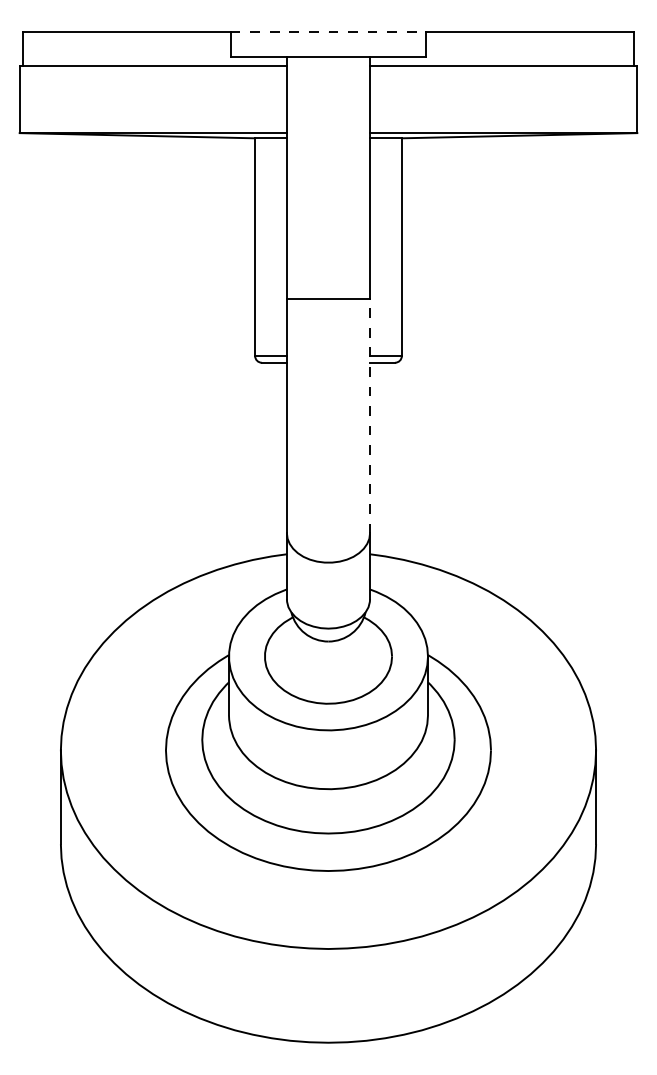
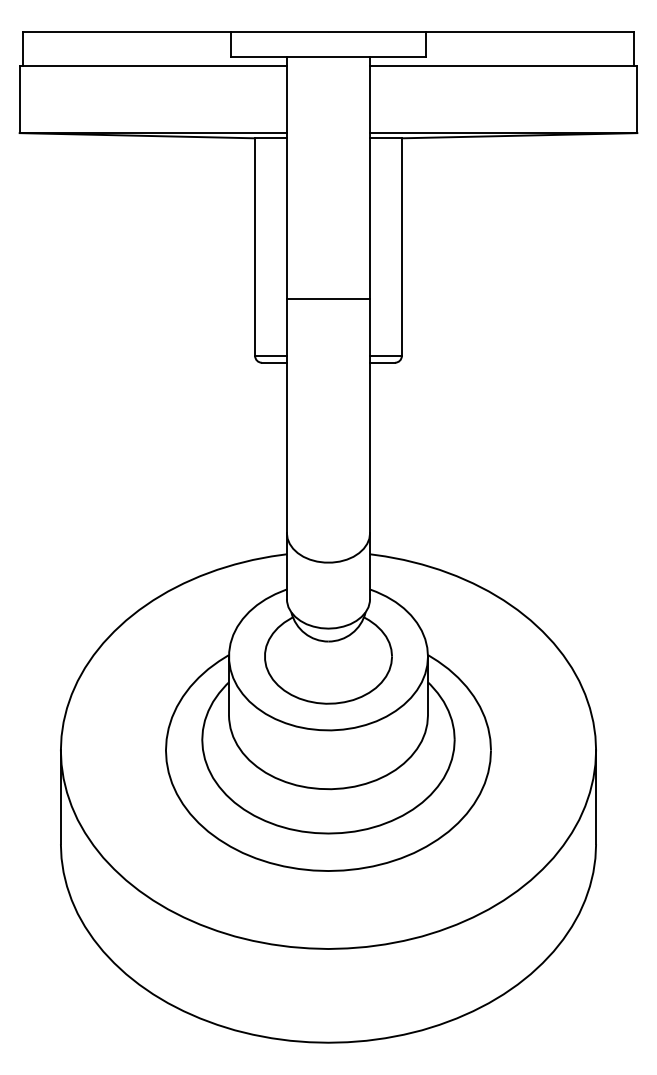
line: dashed -> solid (328, 32)
line: dashed -> solid (370, 416)
